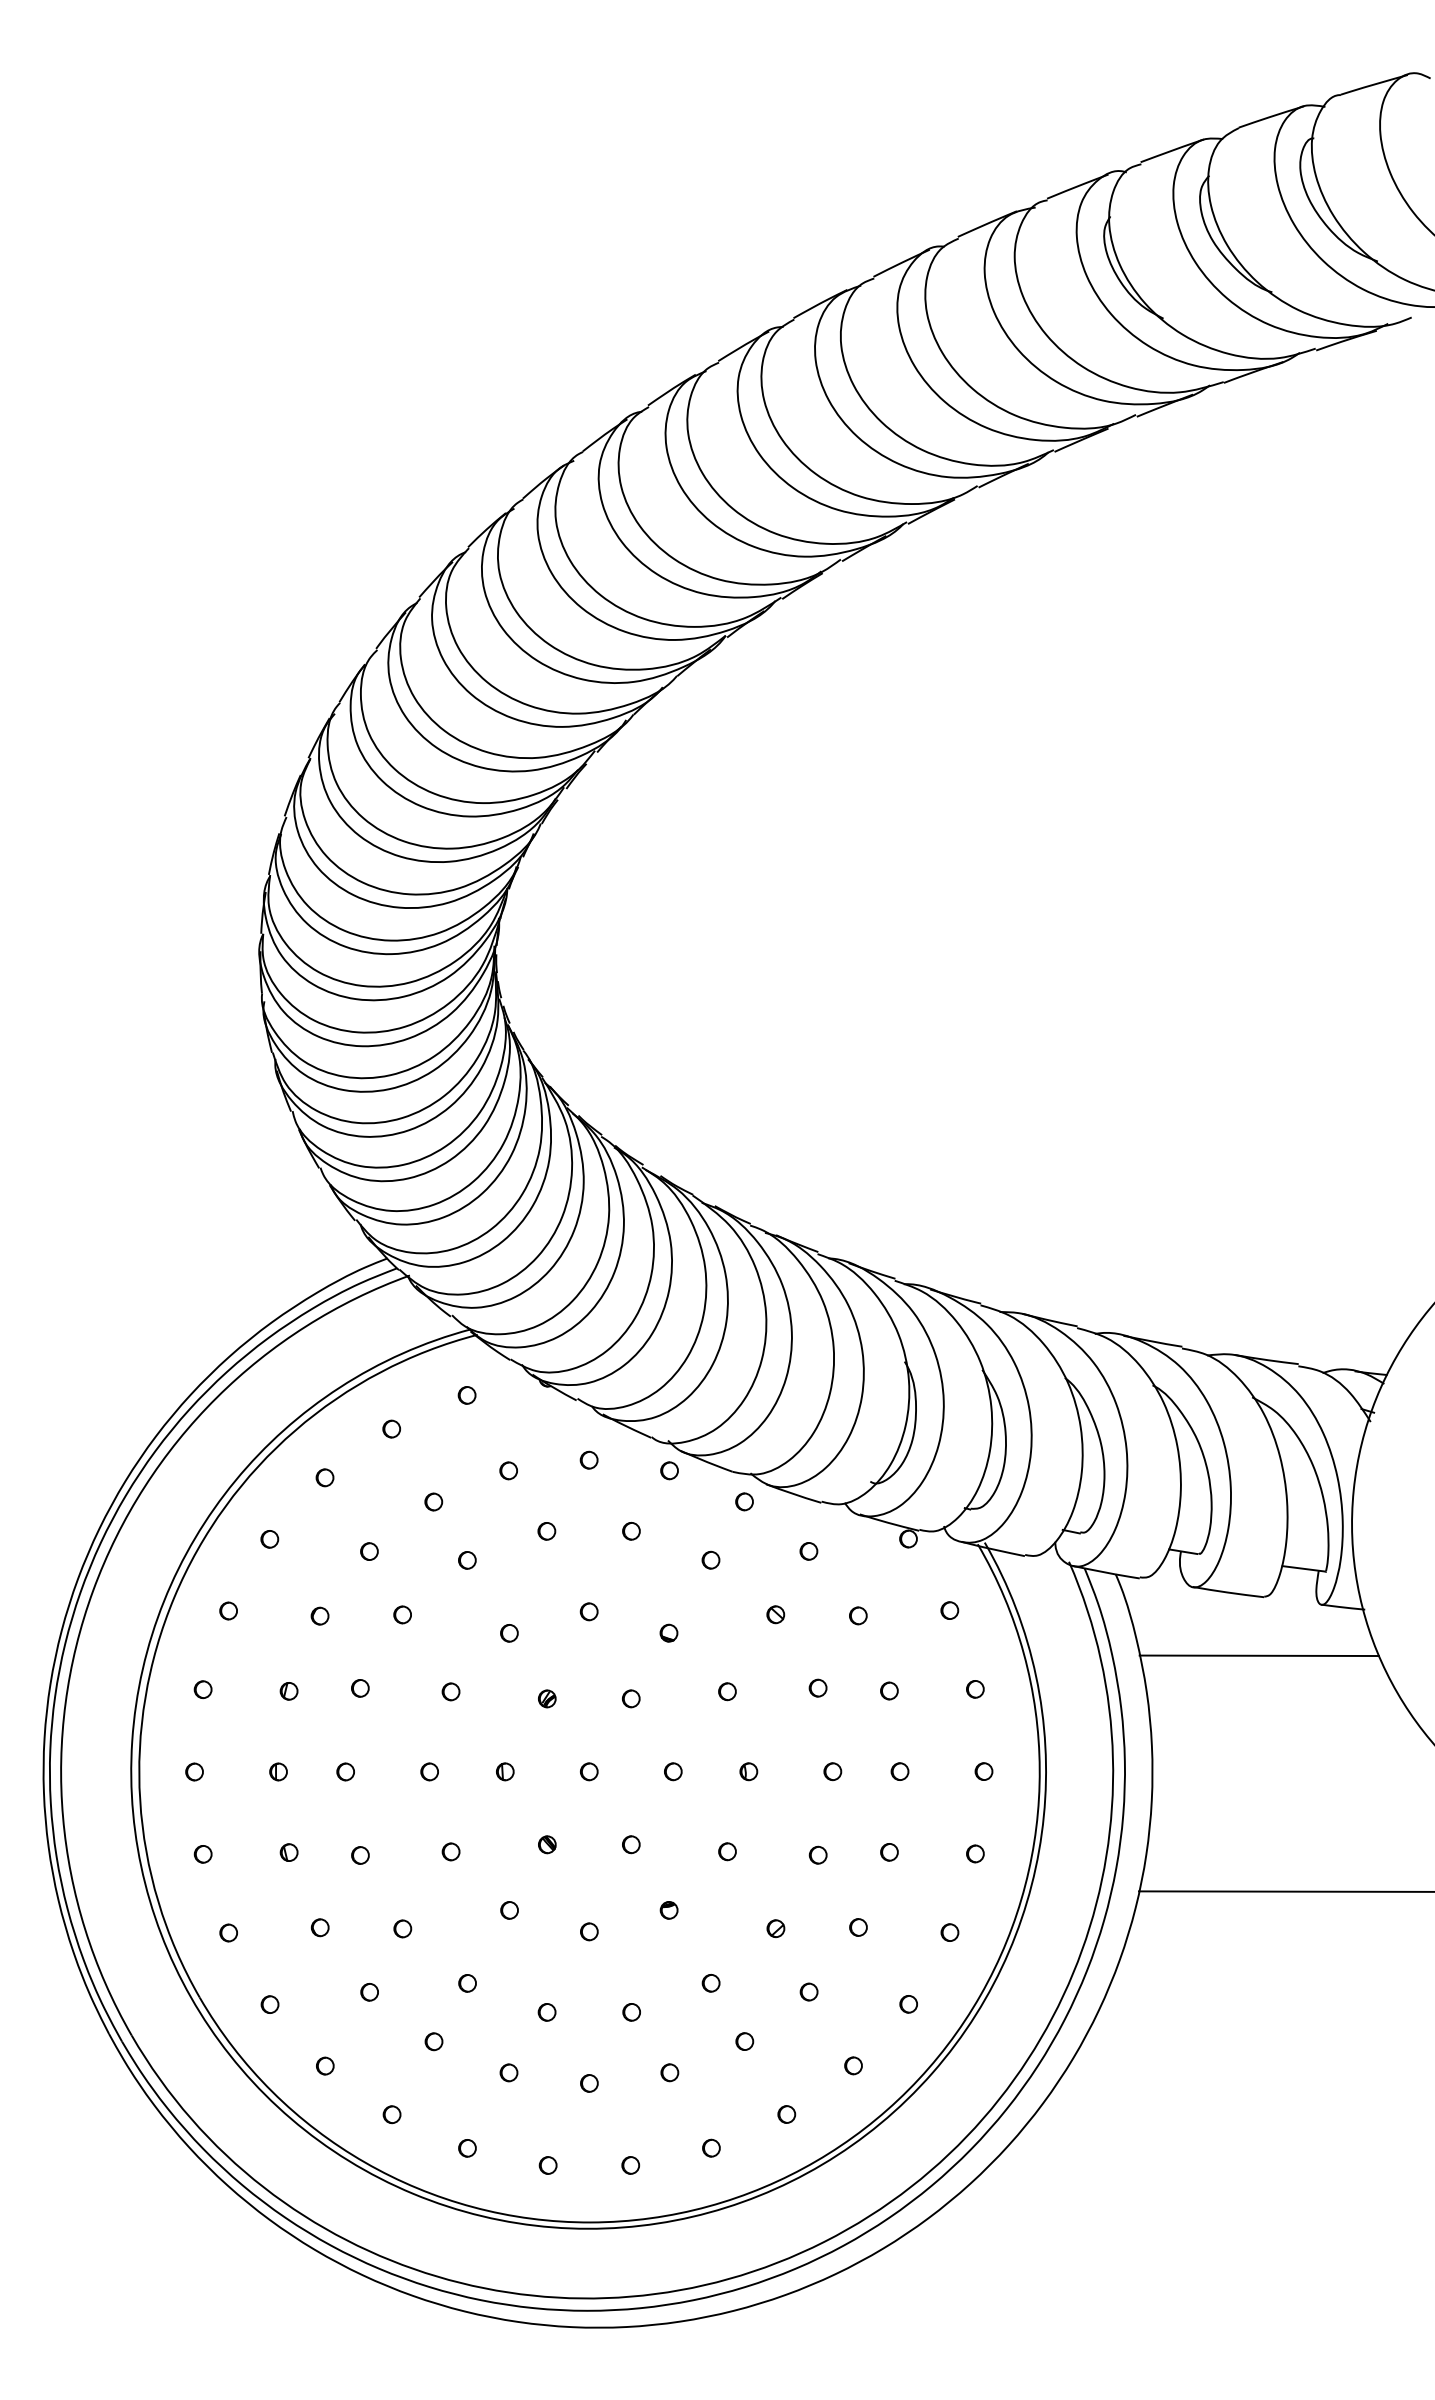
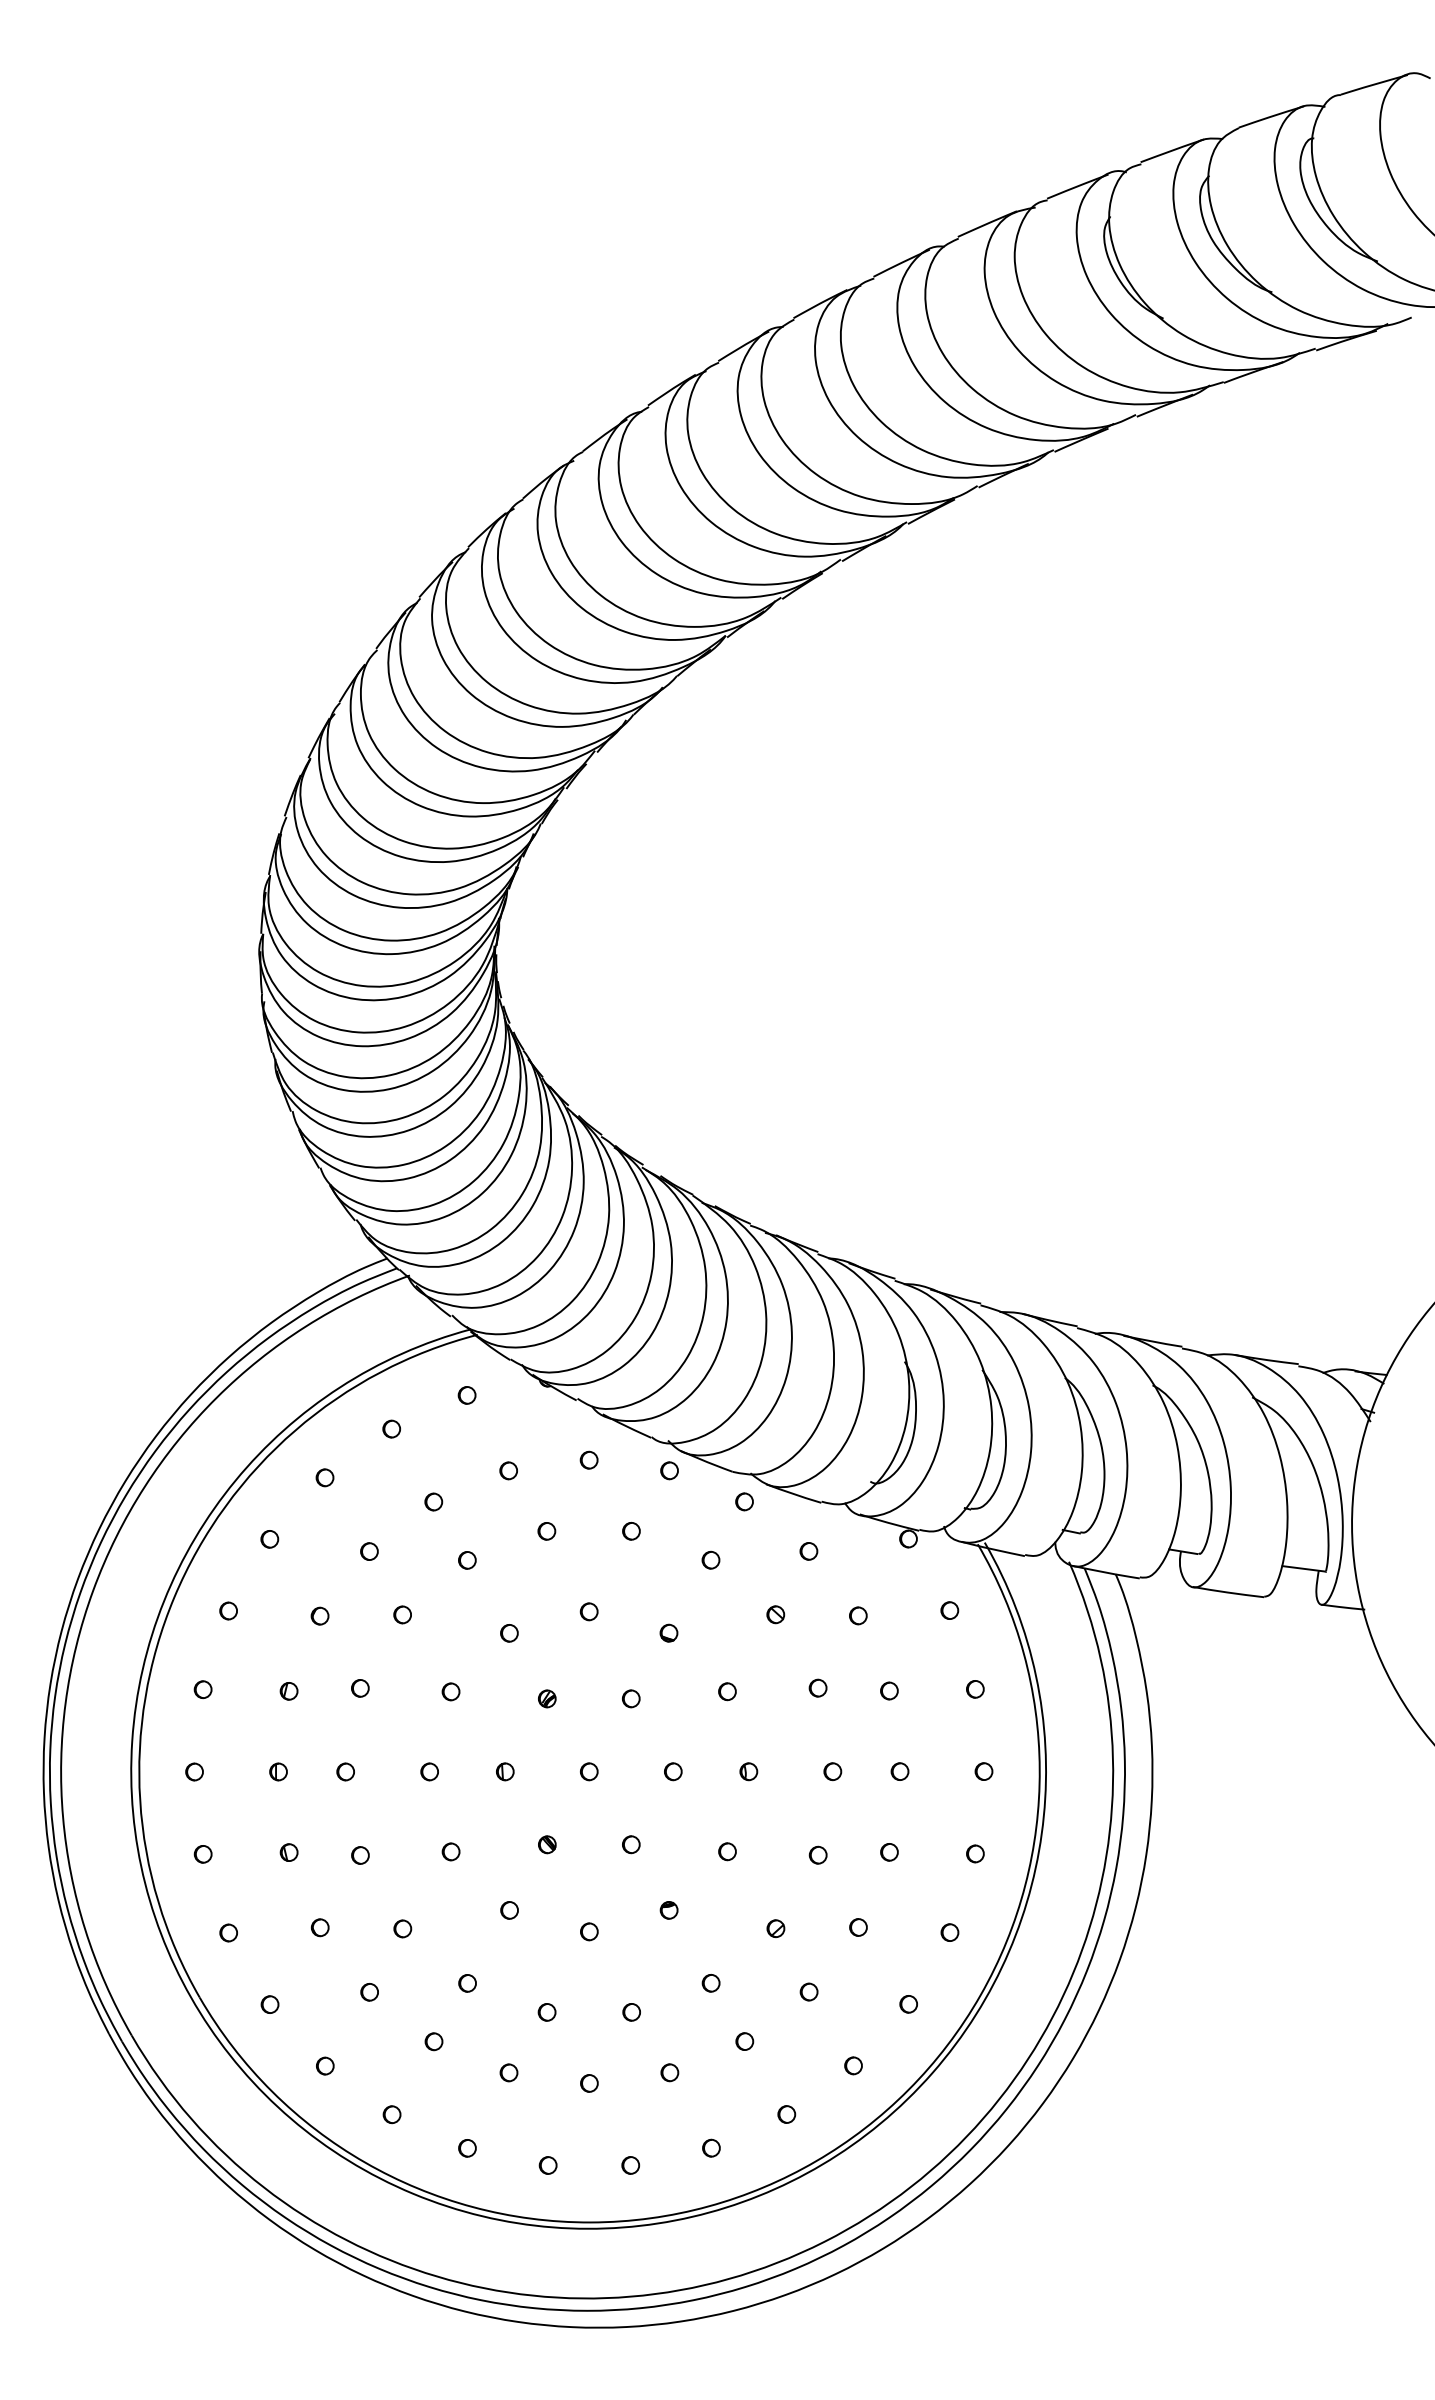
line: present -> none (1258, 1655)
line: present -> none (1284, 1891)
